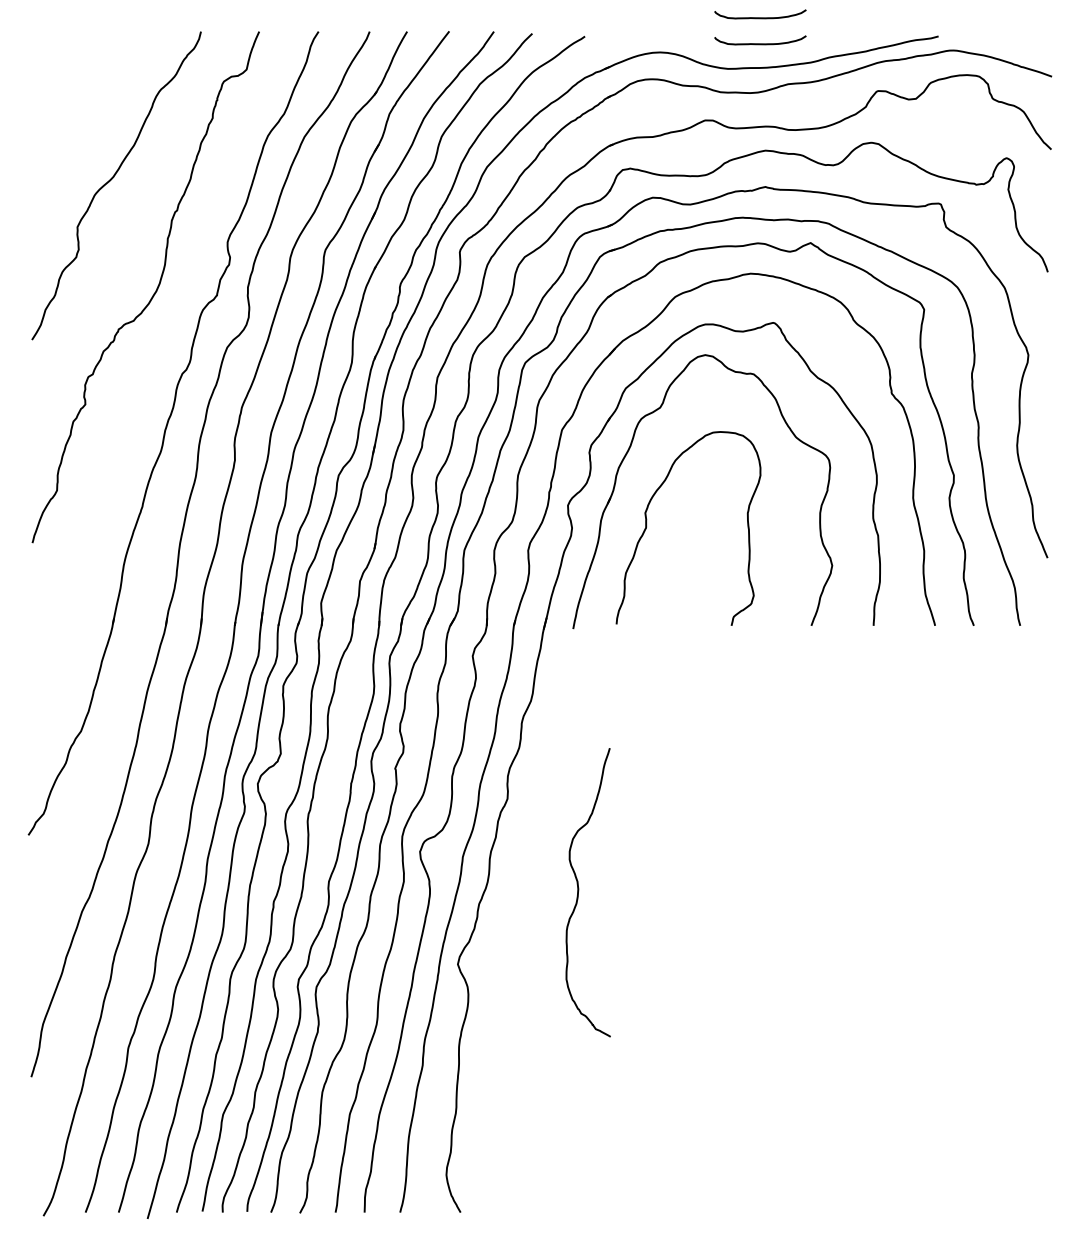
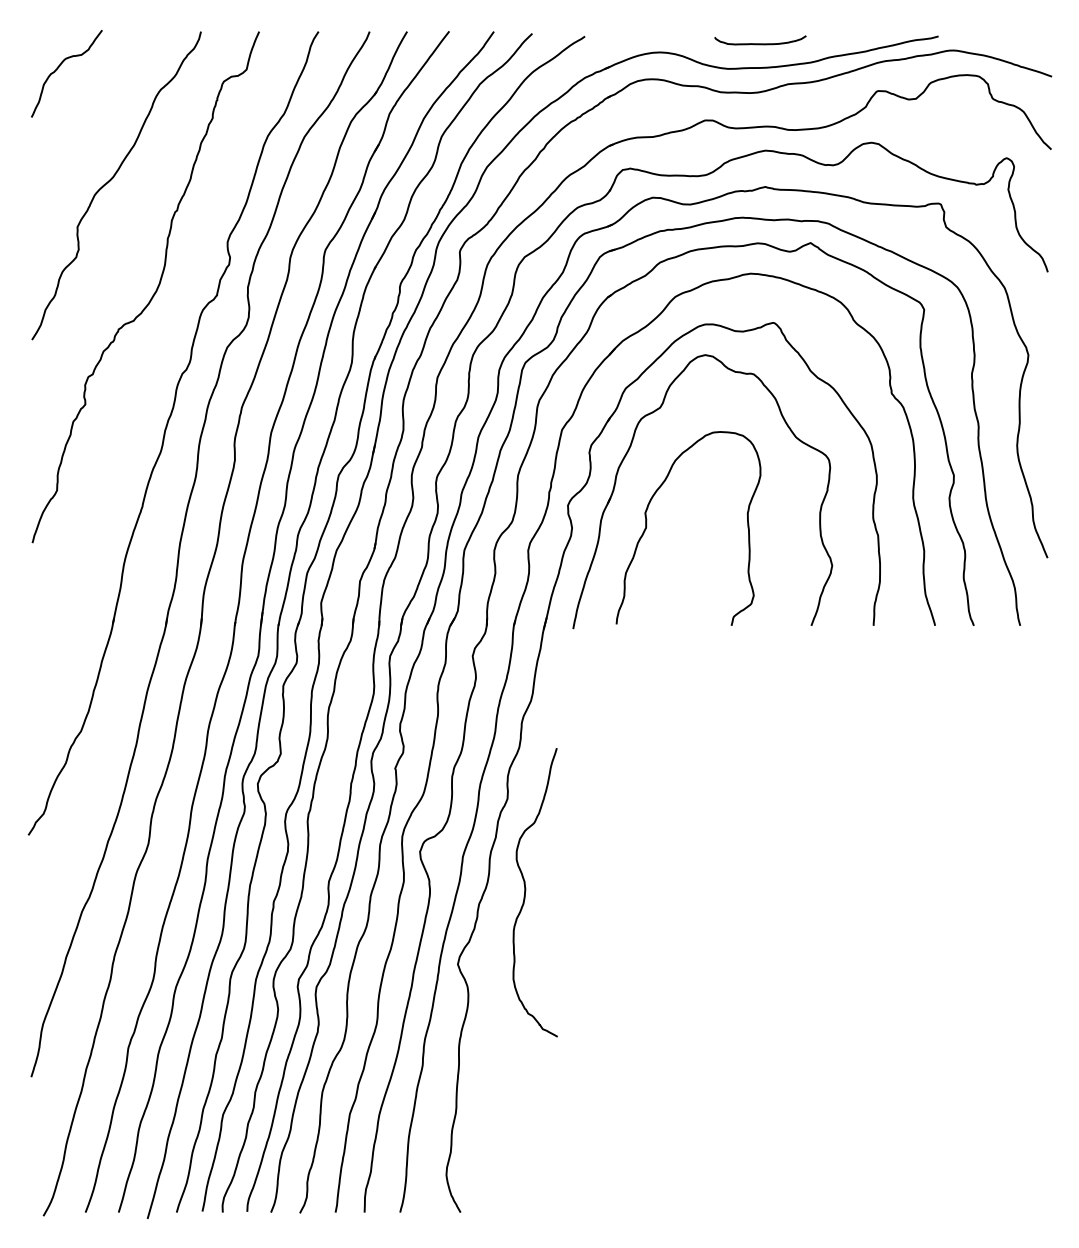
curve: present -> none (760, 17)
curve: none -> present (60, 66)
curve position: (579, 890) -> (526, 890) (526, 890)
